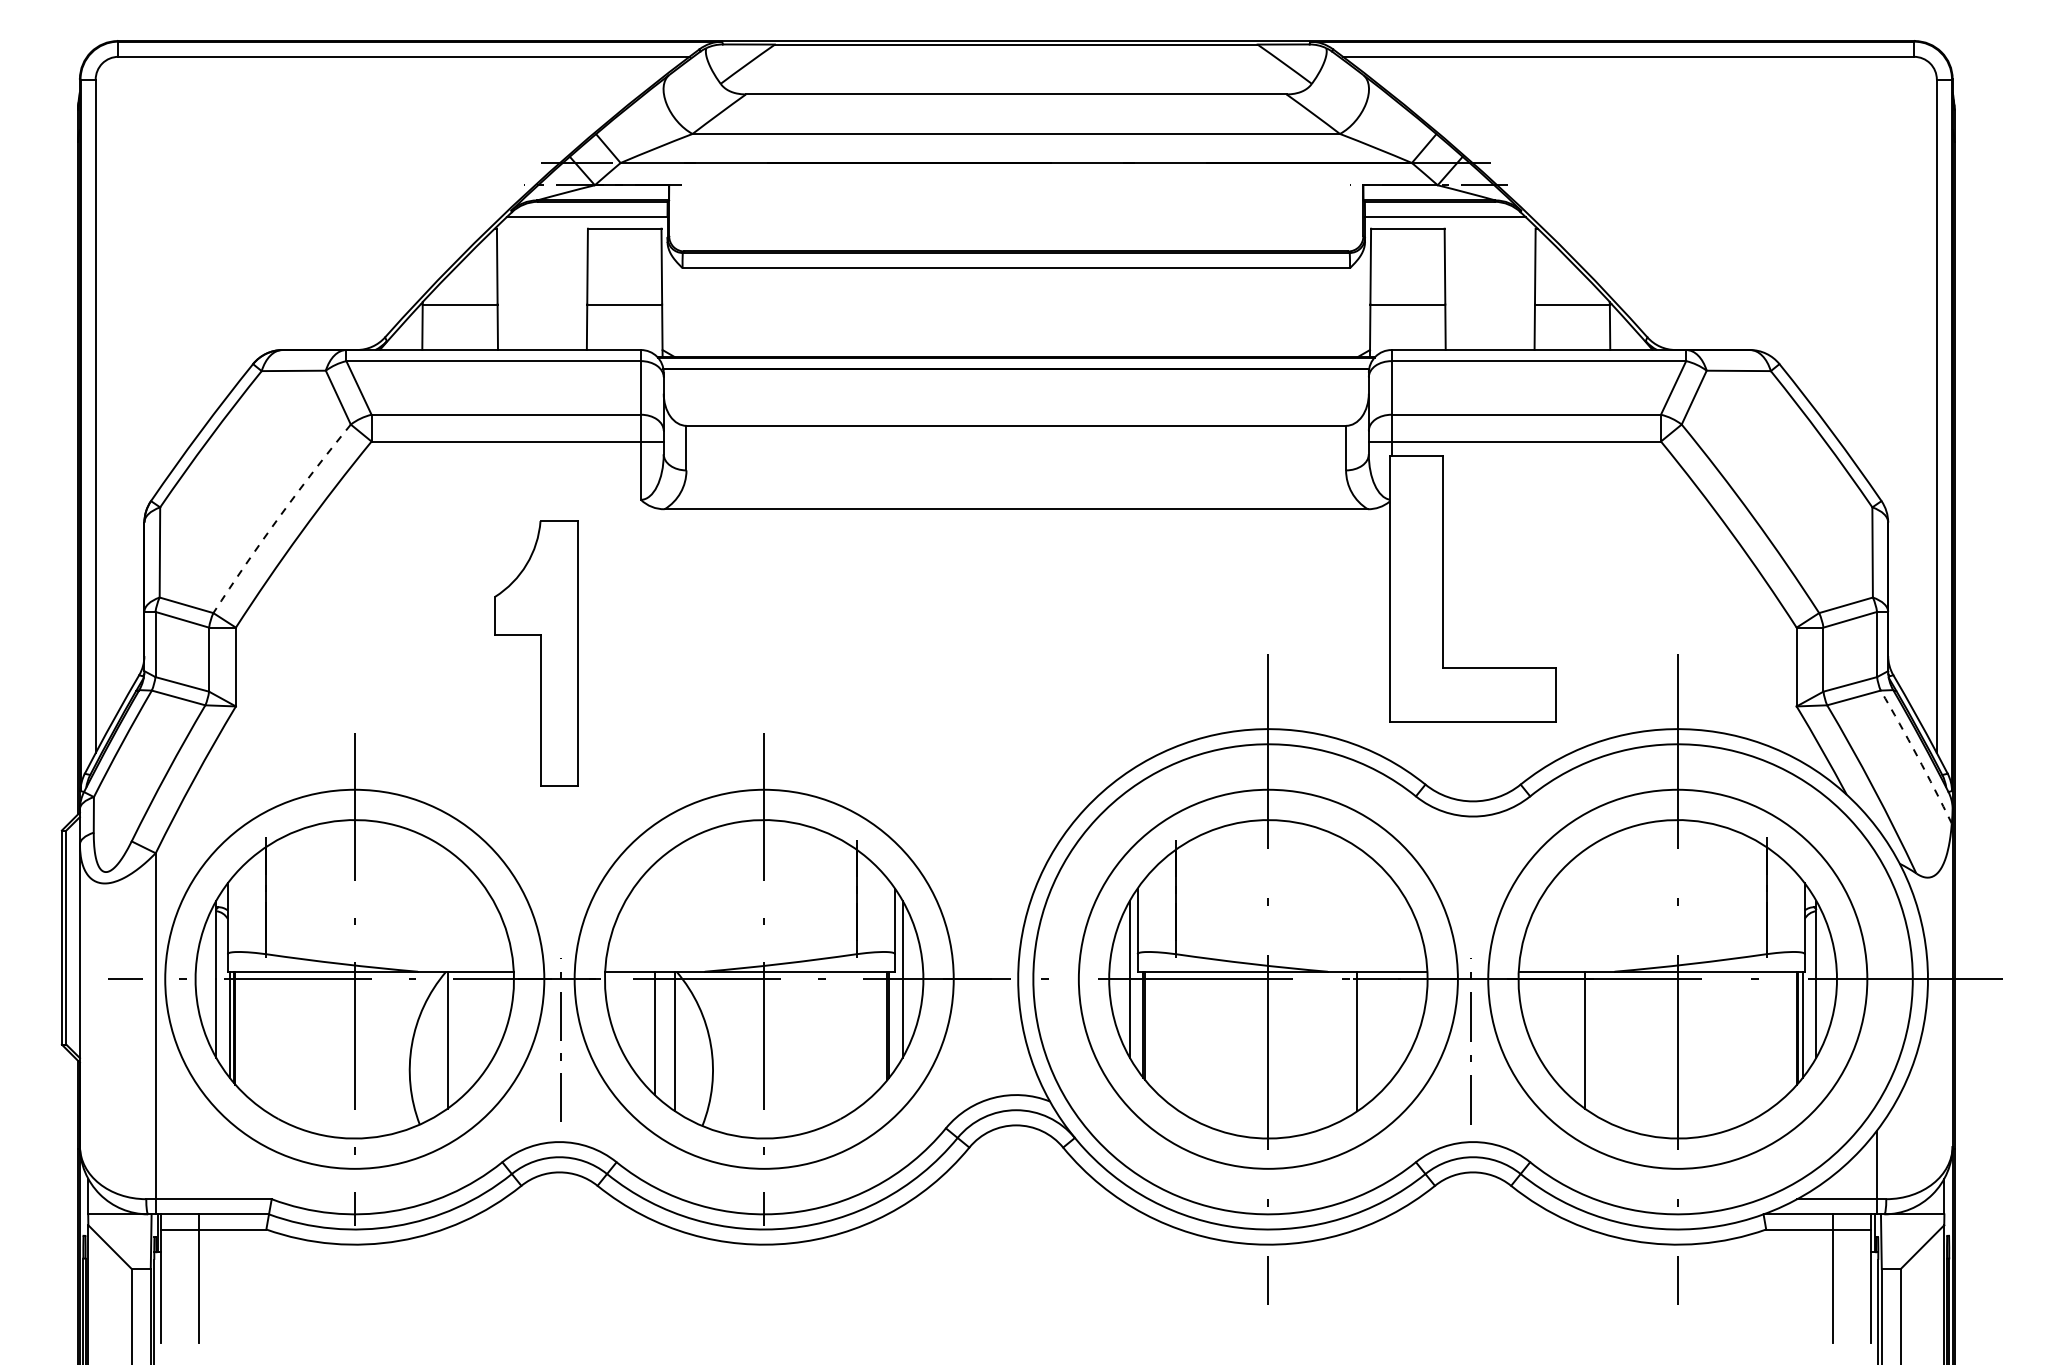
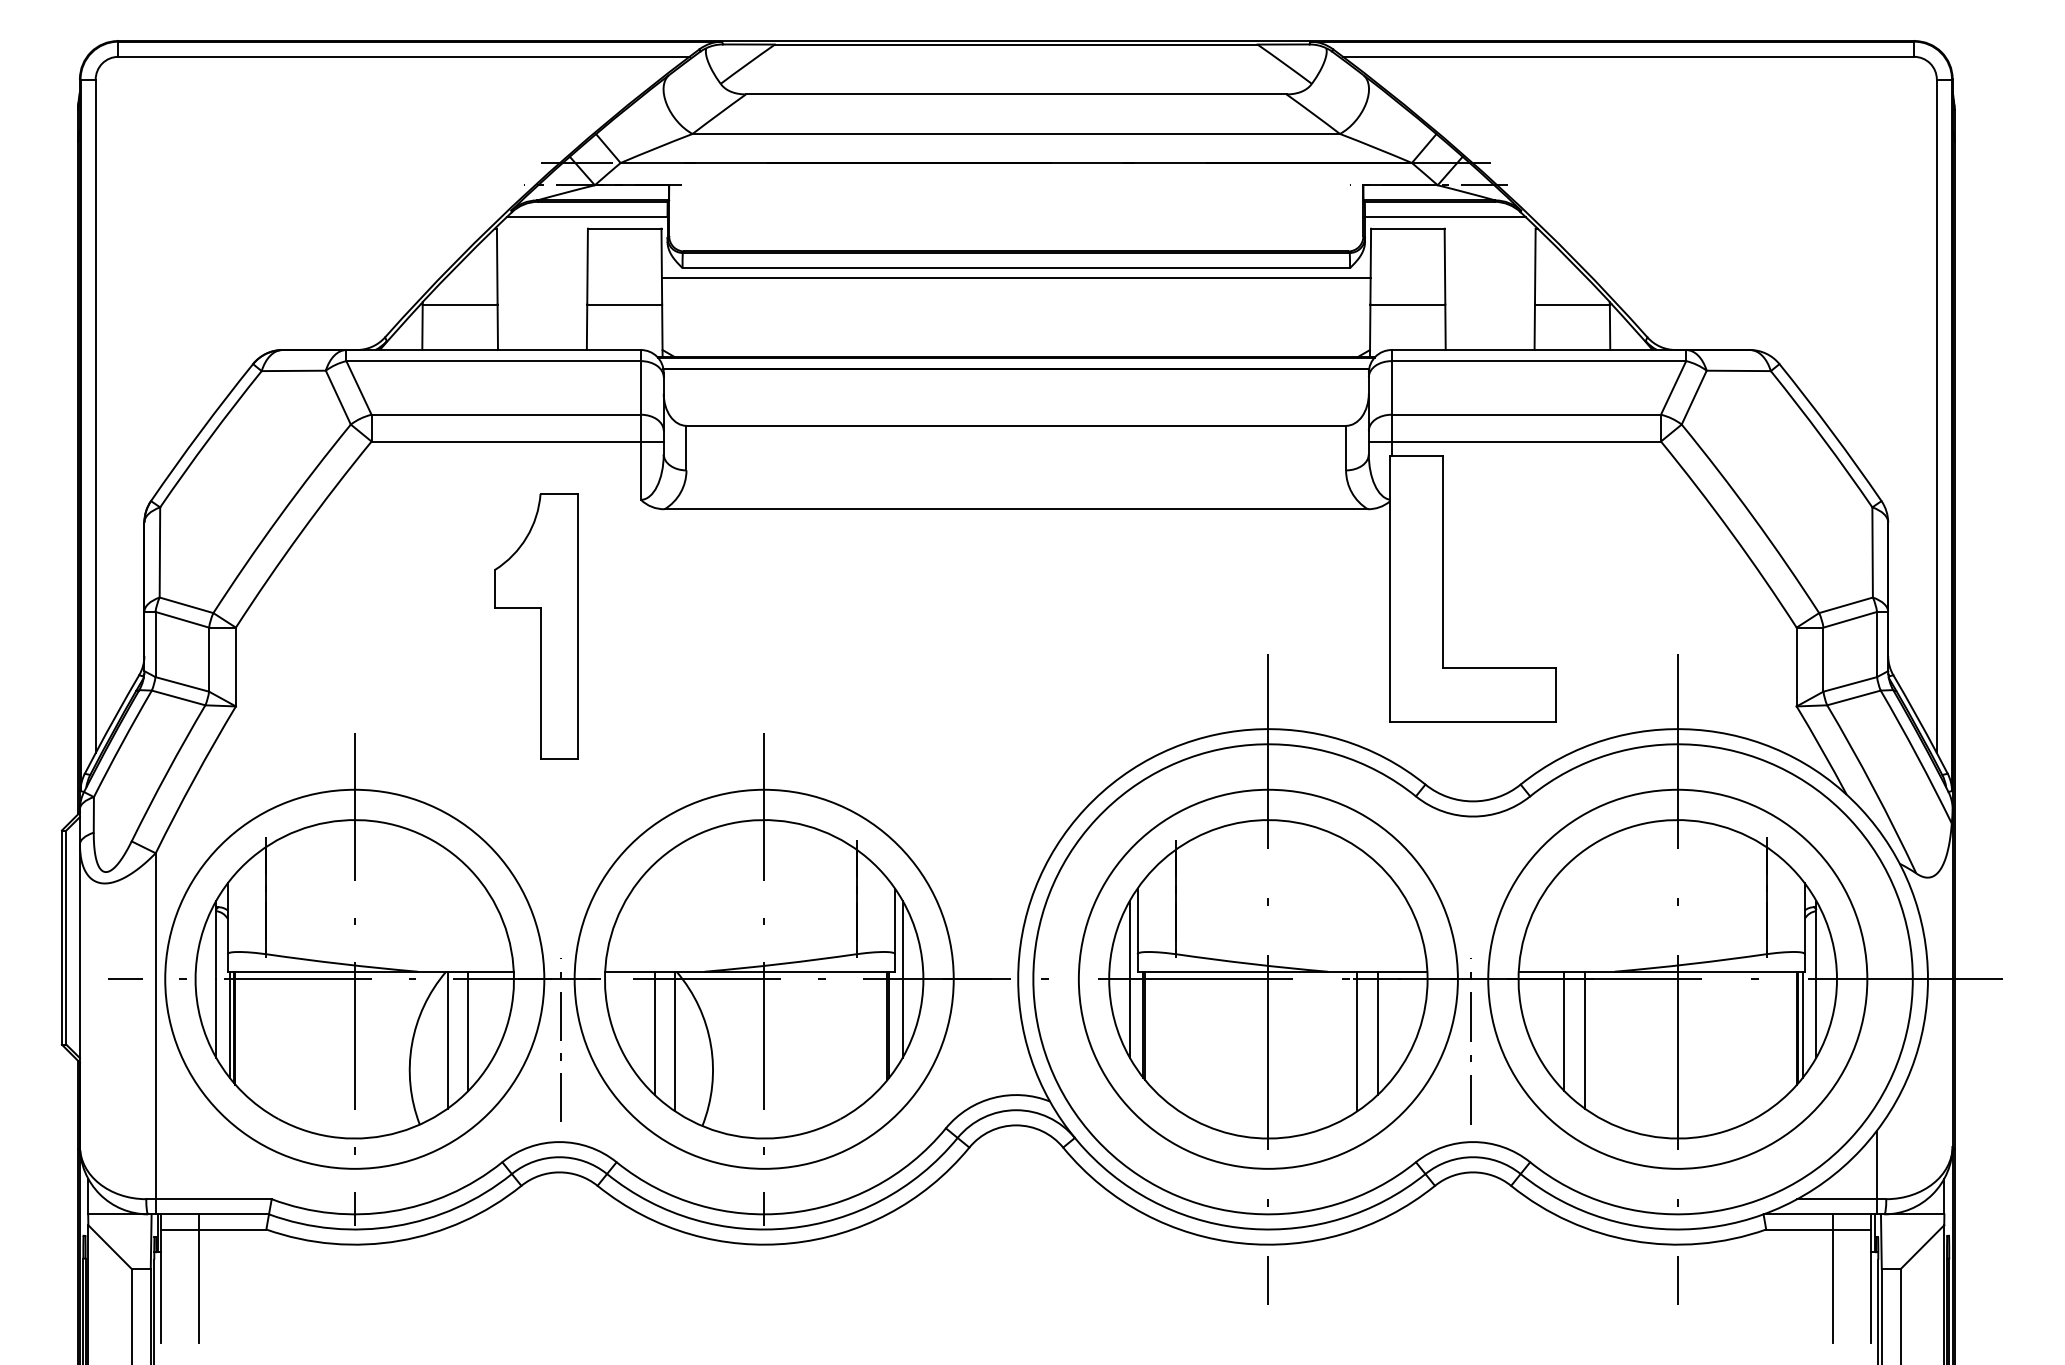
line: none -> present (1015, 278)
arc: dashed -> solid (279, 516)
part position: (536, 653) -> (536, 626) (536, 626)
arc: dashed -> solid (1917, 756)
line: none -> present (468, 1031)
line: none -> present (1564, 1031)
line: none -> present (1377, 1032)
